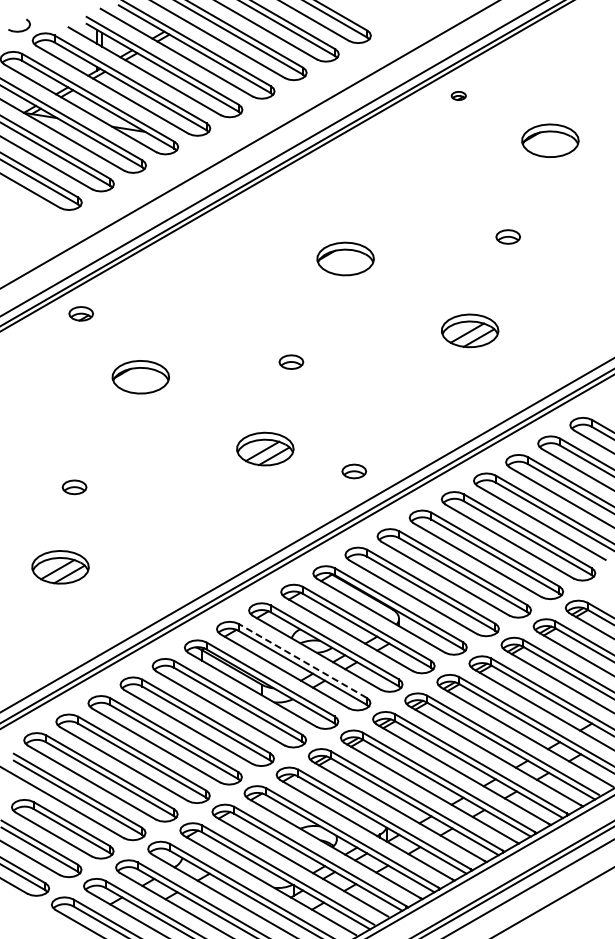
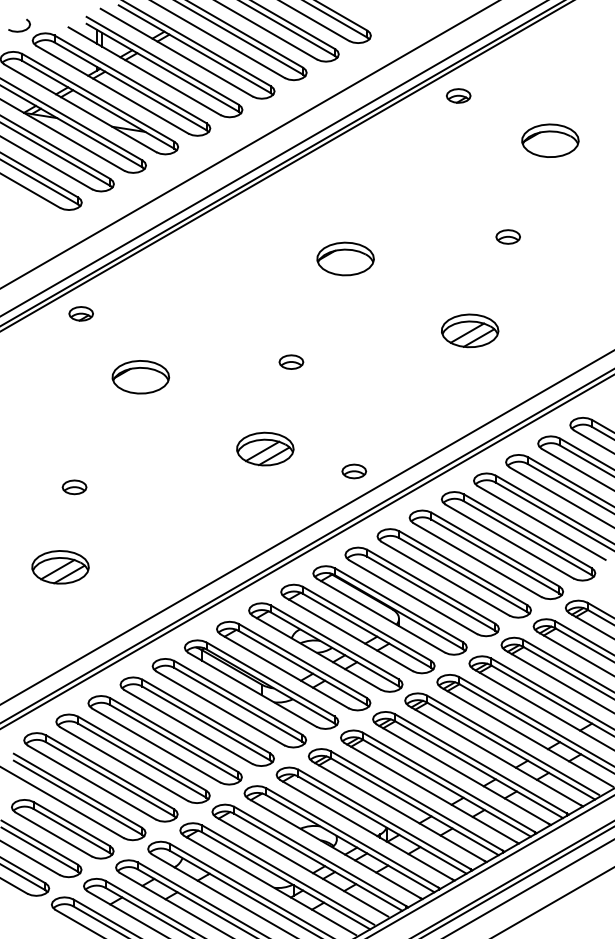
part size: 17x11 px -> 26x16 px (458, 95)
line position: (306, 535) -> (306, 527) (306, 527)
line: dashed -> solid (302, 660)
